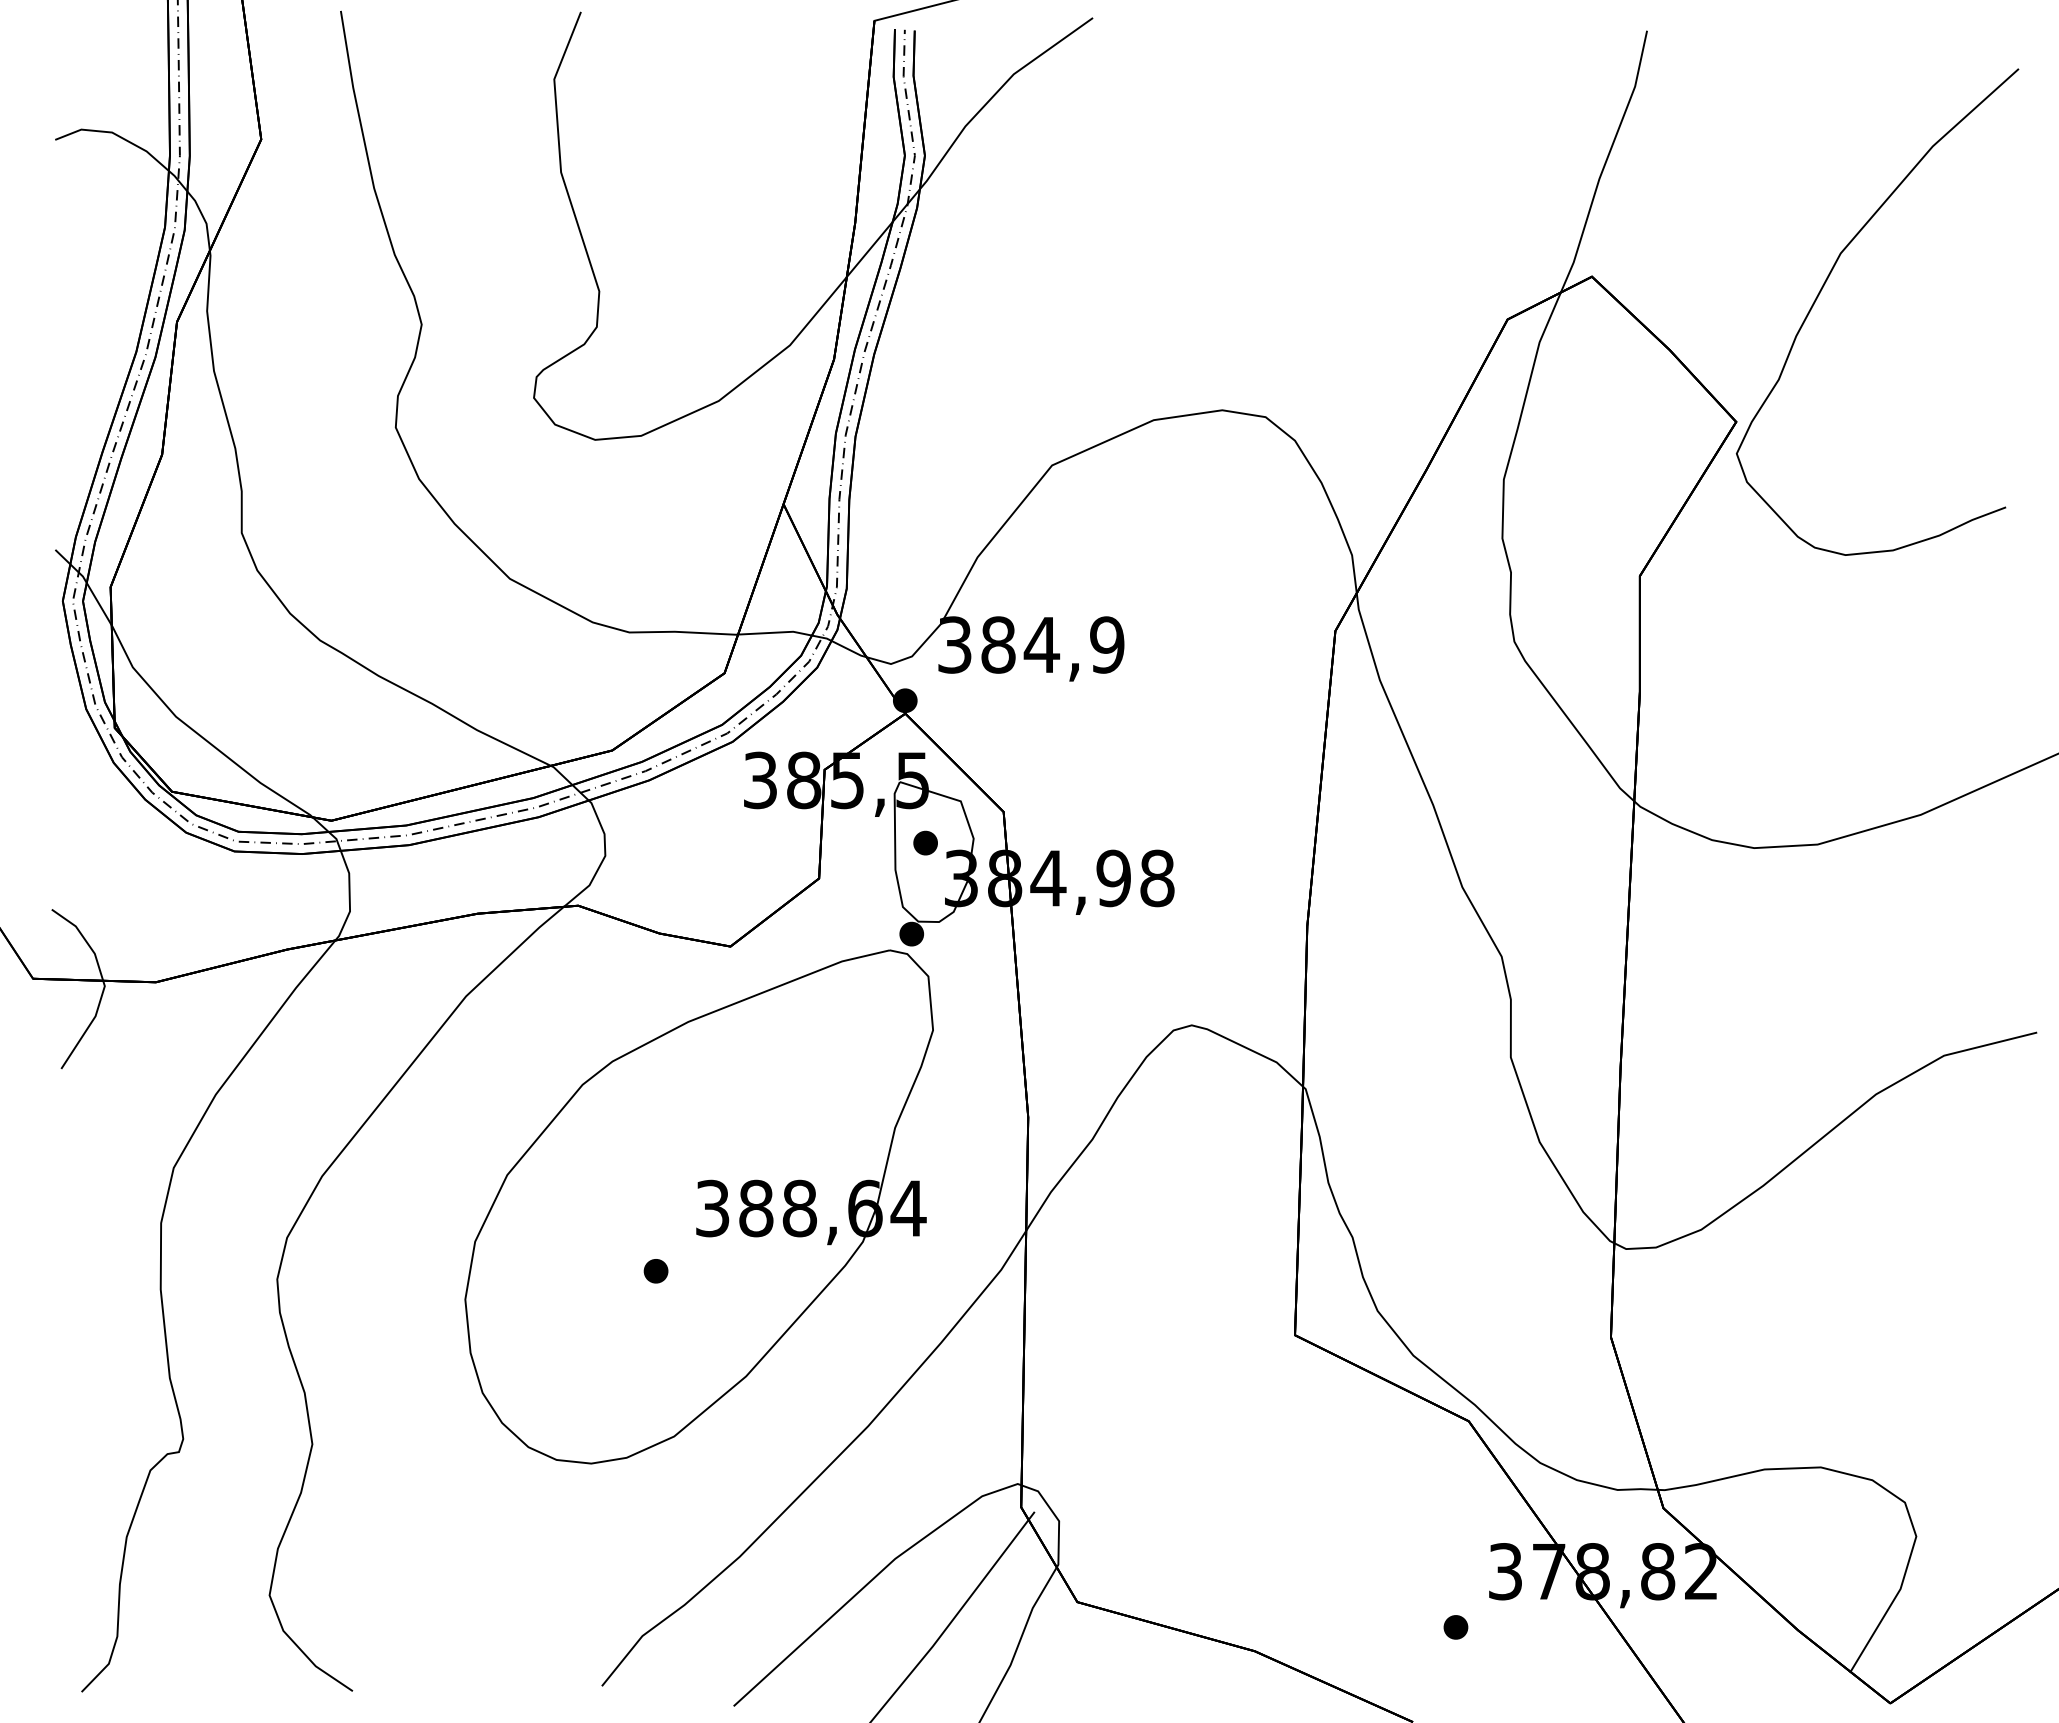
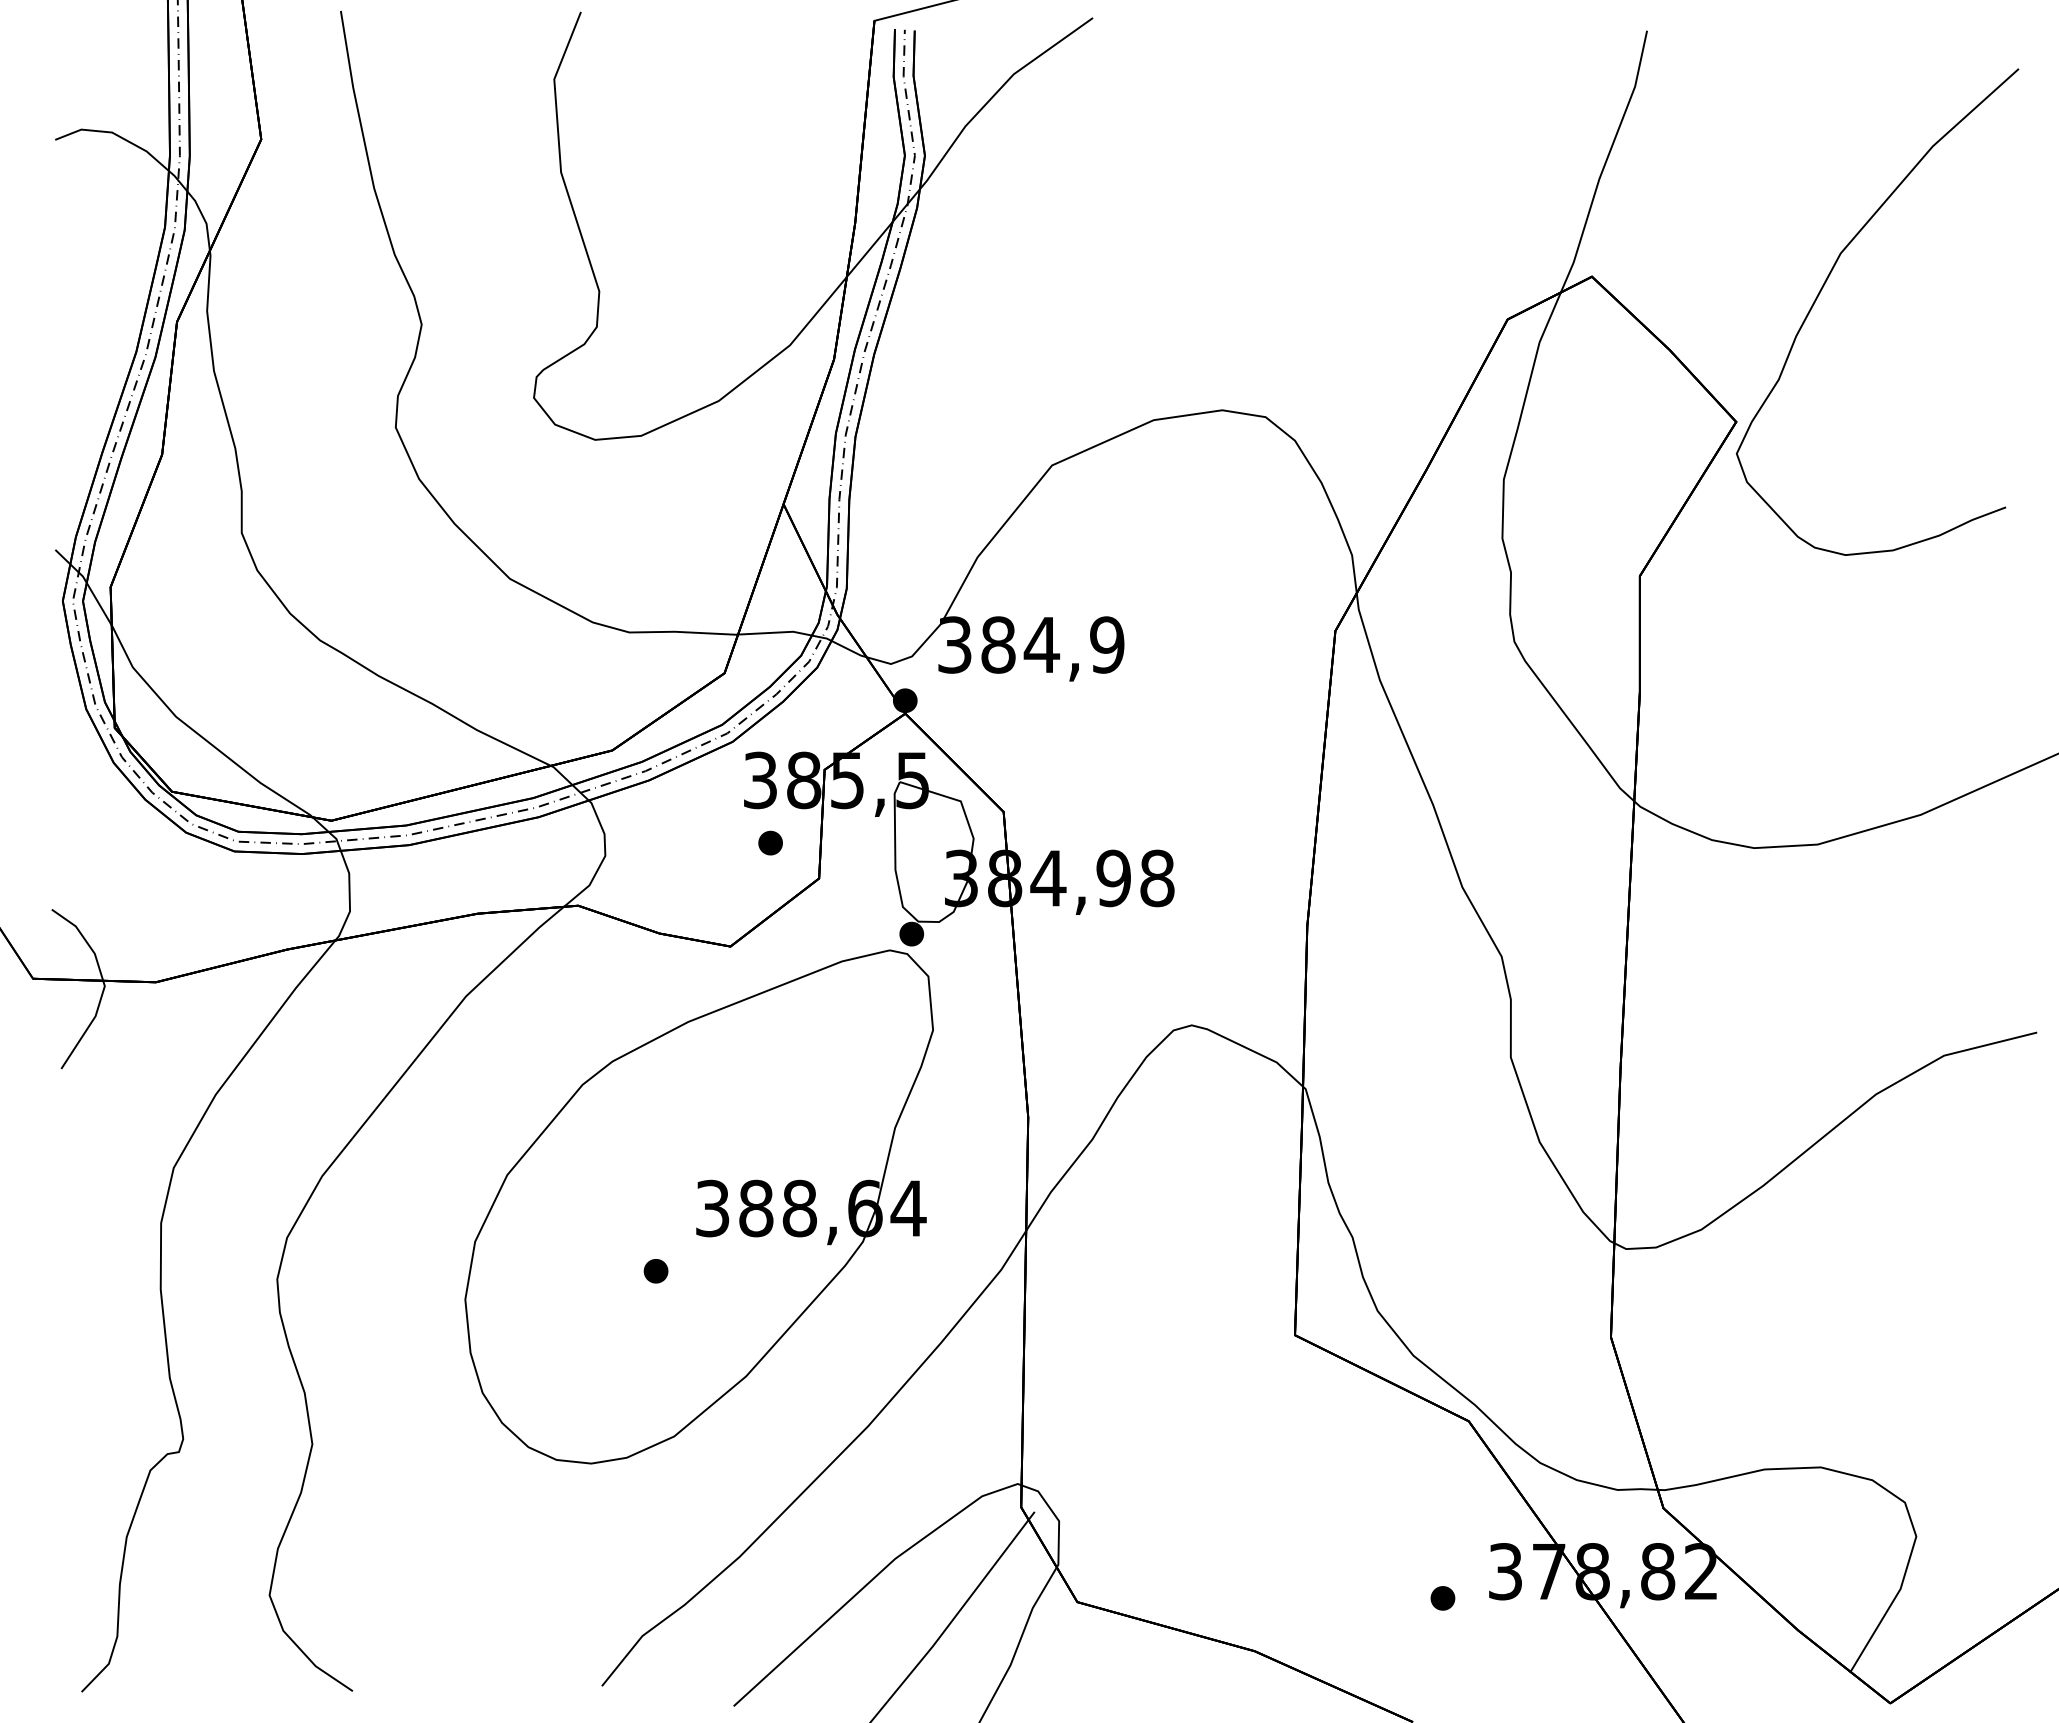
part position: (925, 842) -> (770, 842) (770, 842)
part position: (1455, 1627) -> (1442, 1598) (1442, 1598)
